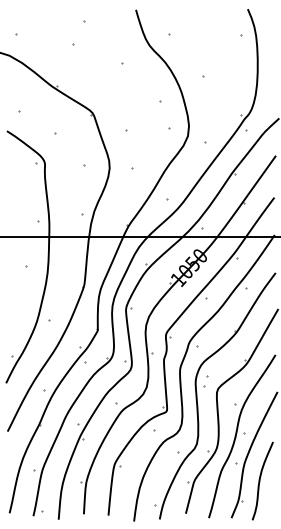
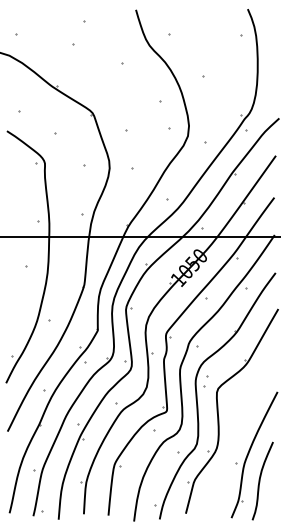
part: present -> none (242, 436)
